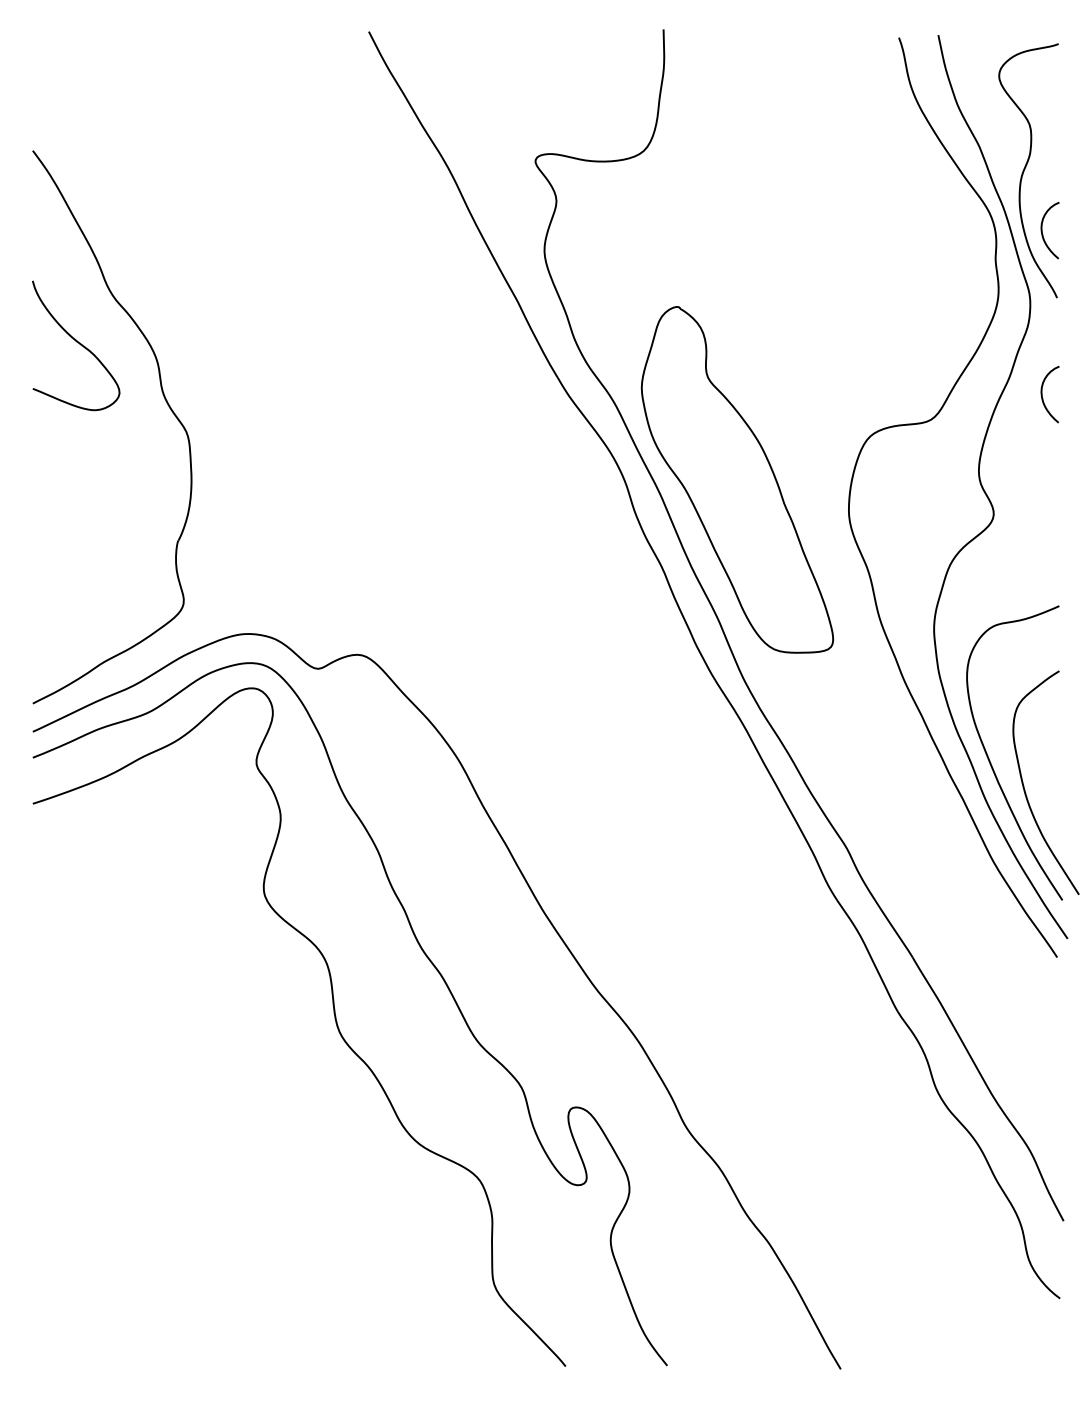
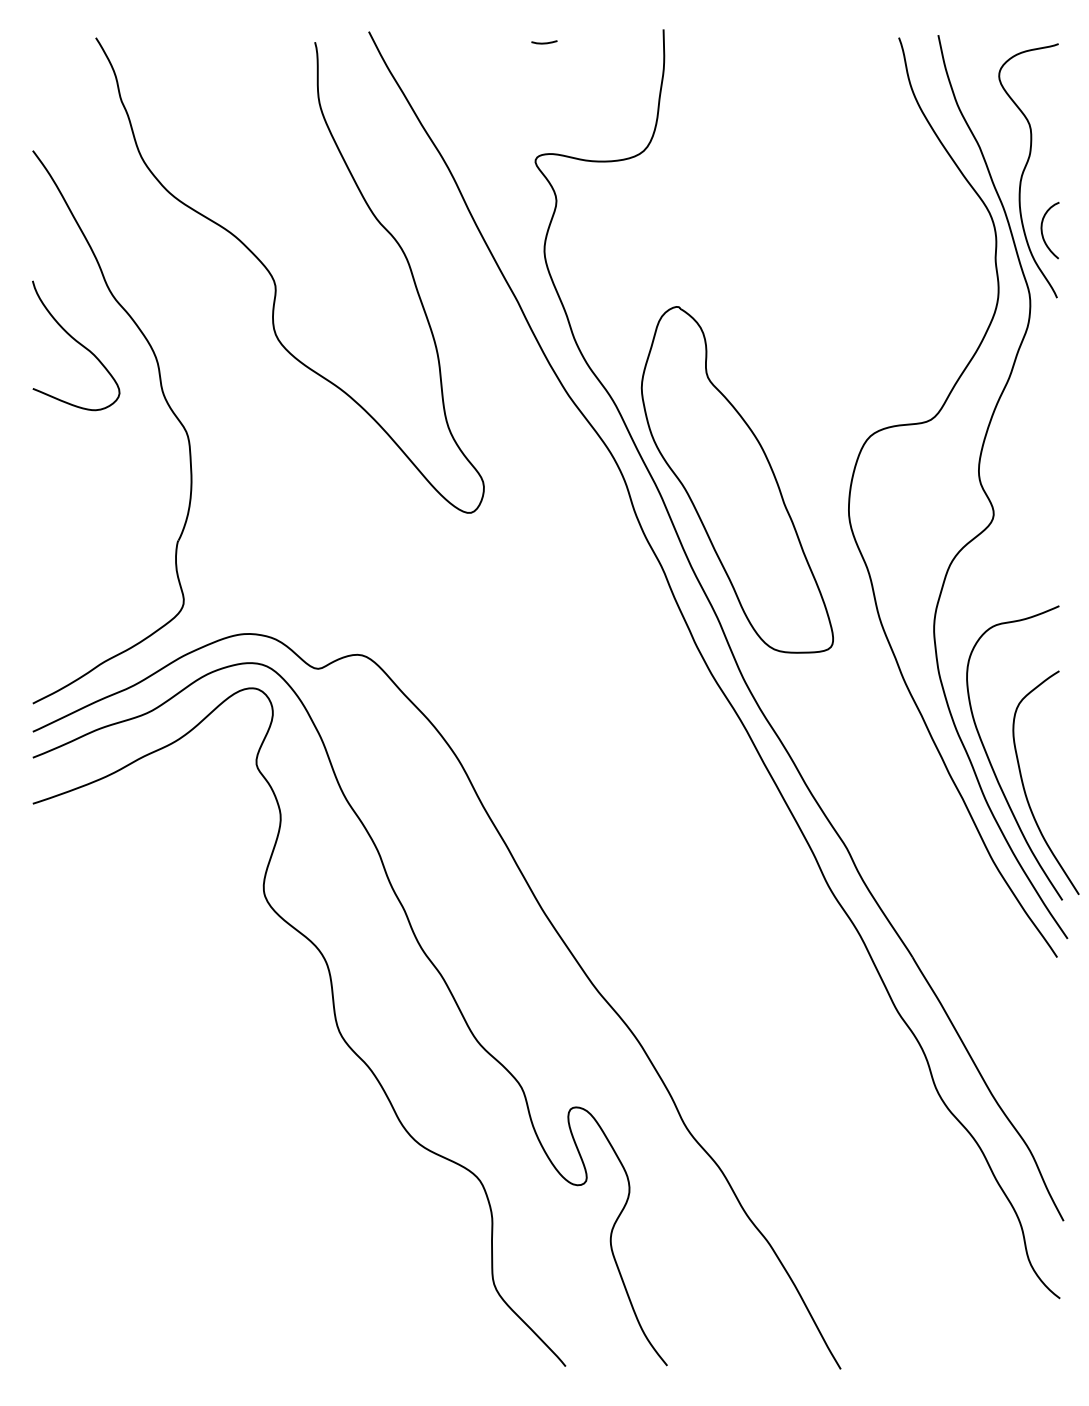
curve: none -> present (544, 42)
curve: none -> present (275, 281)
curve: present -> none (1042, 394)
